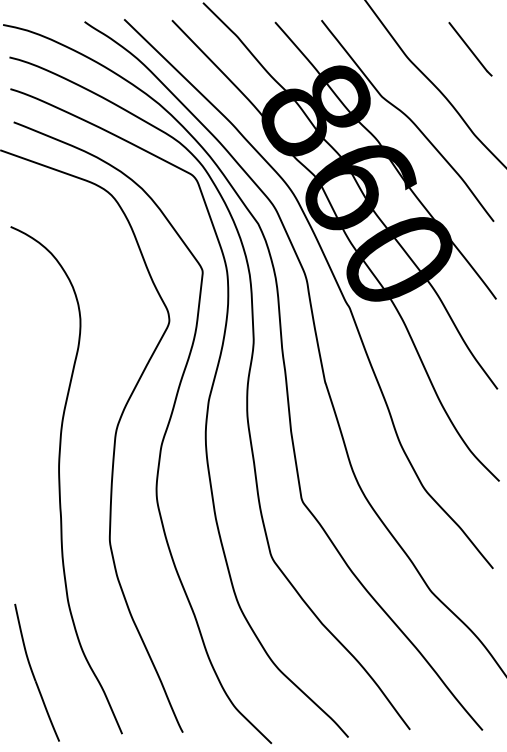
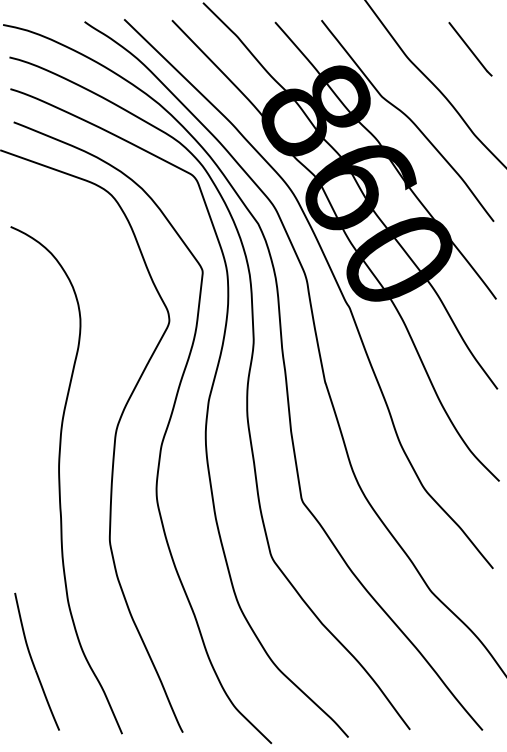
part position: (36, 672) -> (36, 661) (36, 661)
